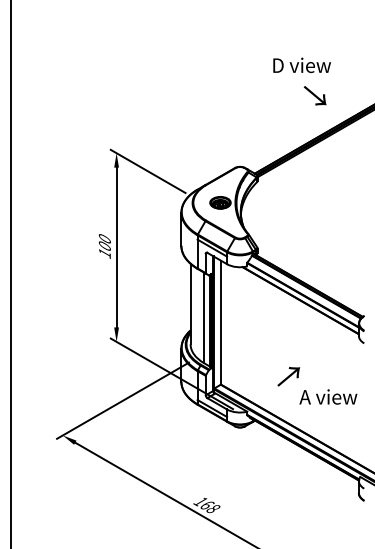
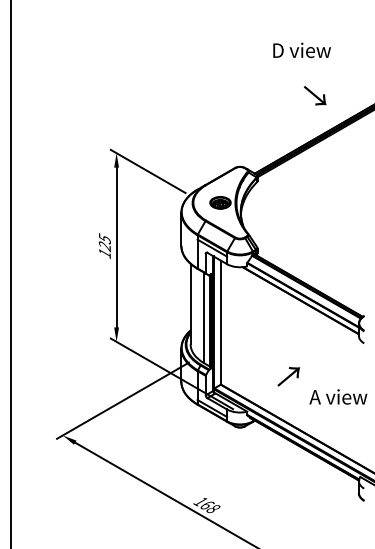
text position: (301, 64) -> (301, 49) (301, 49)
text: 100 -> 125 (104, 242)
text position: (328, 396) -> (338, 396) (338, 396)
